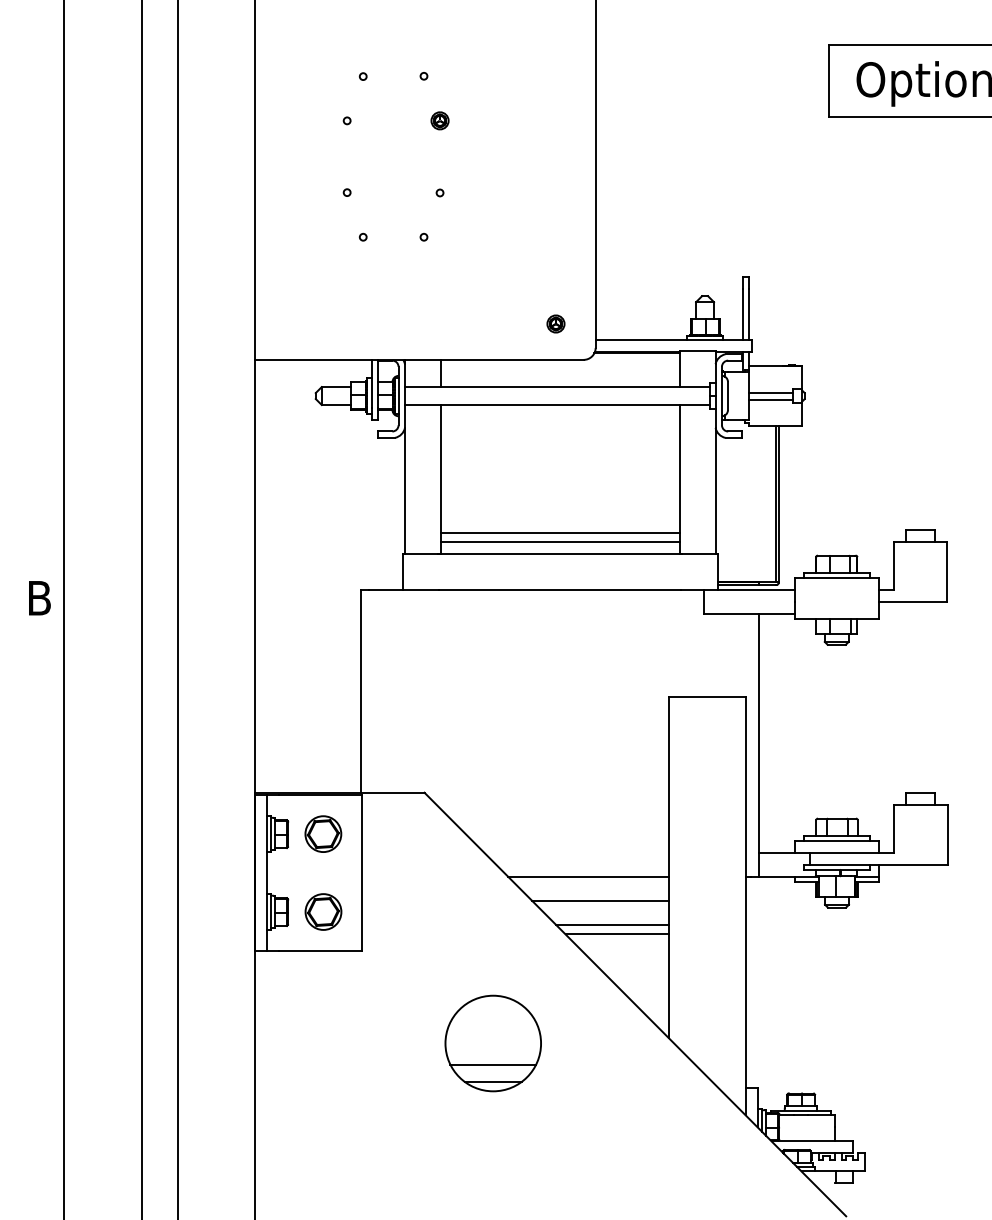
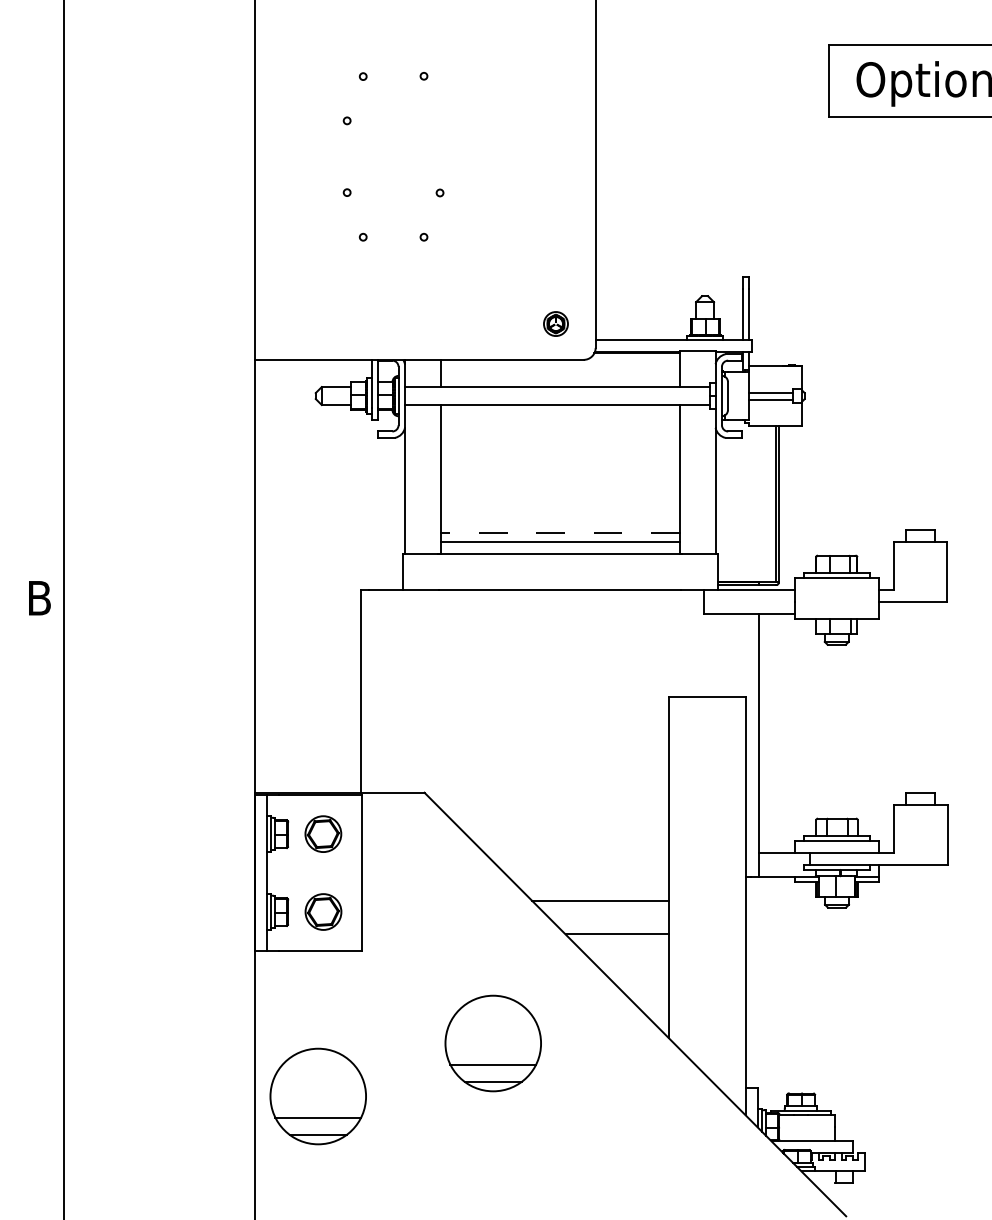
part: present -> none (439, 120)
part size: 20x20 px -> 26x26 px (555, 323)
line: solid -> dashed (559, 532)
line: present -> none (141, 609)
line: present -> none (177, 609)
line: present -> none (588, 876)
line: present -> none (611, 924)
part: none -> present (317, 1096)
